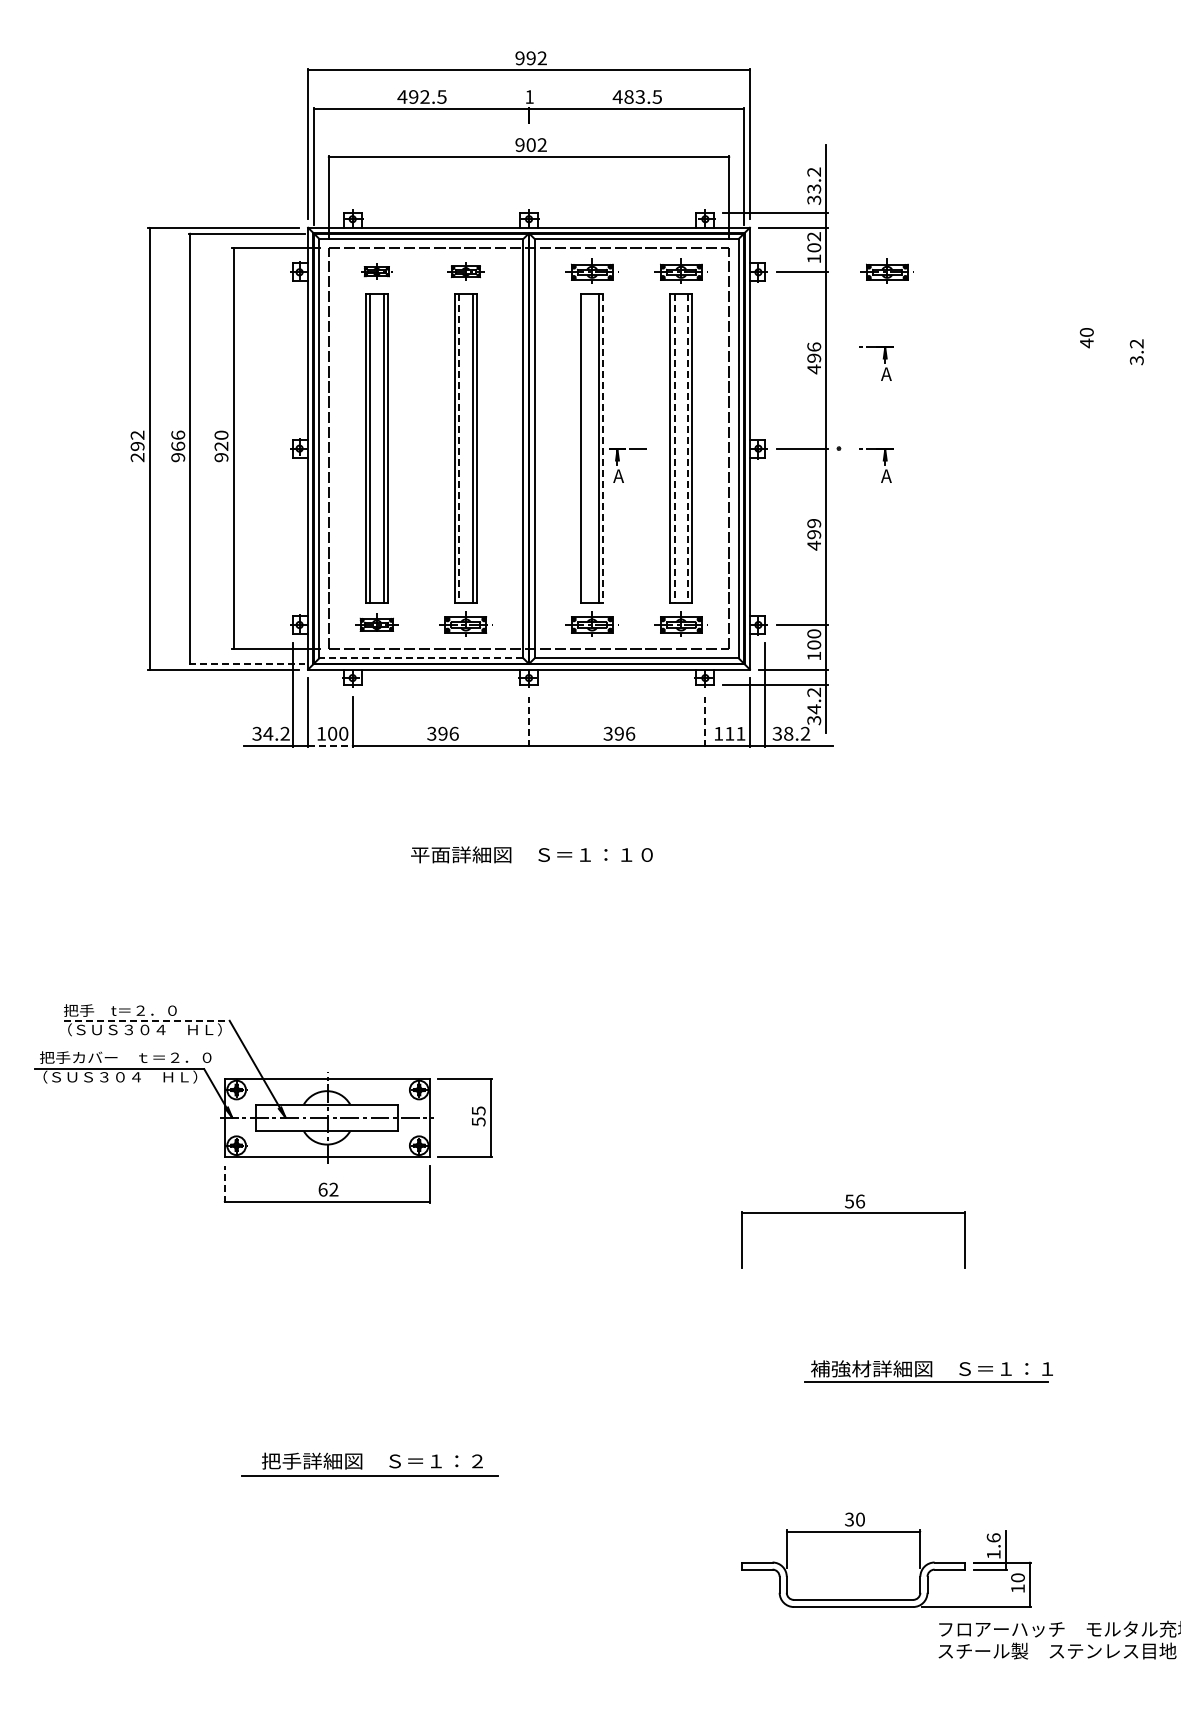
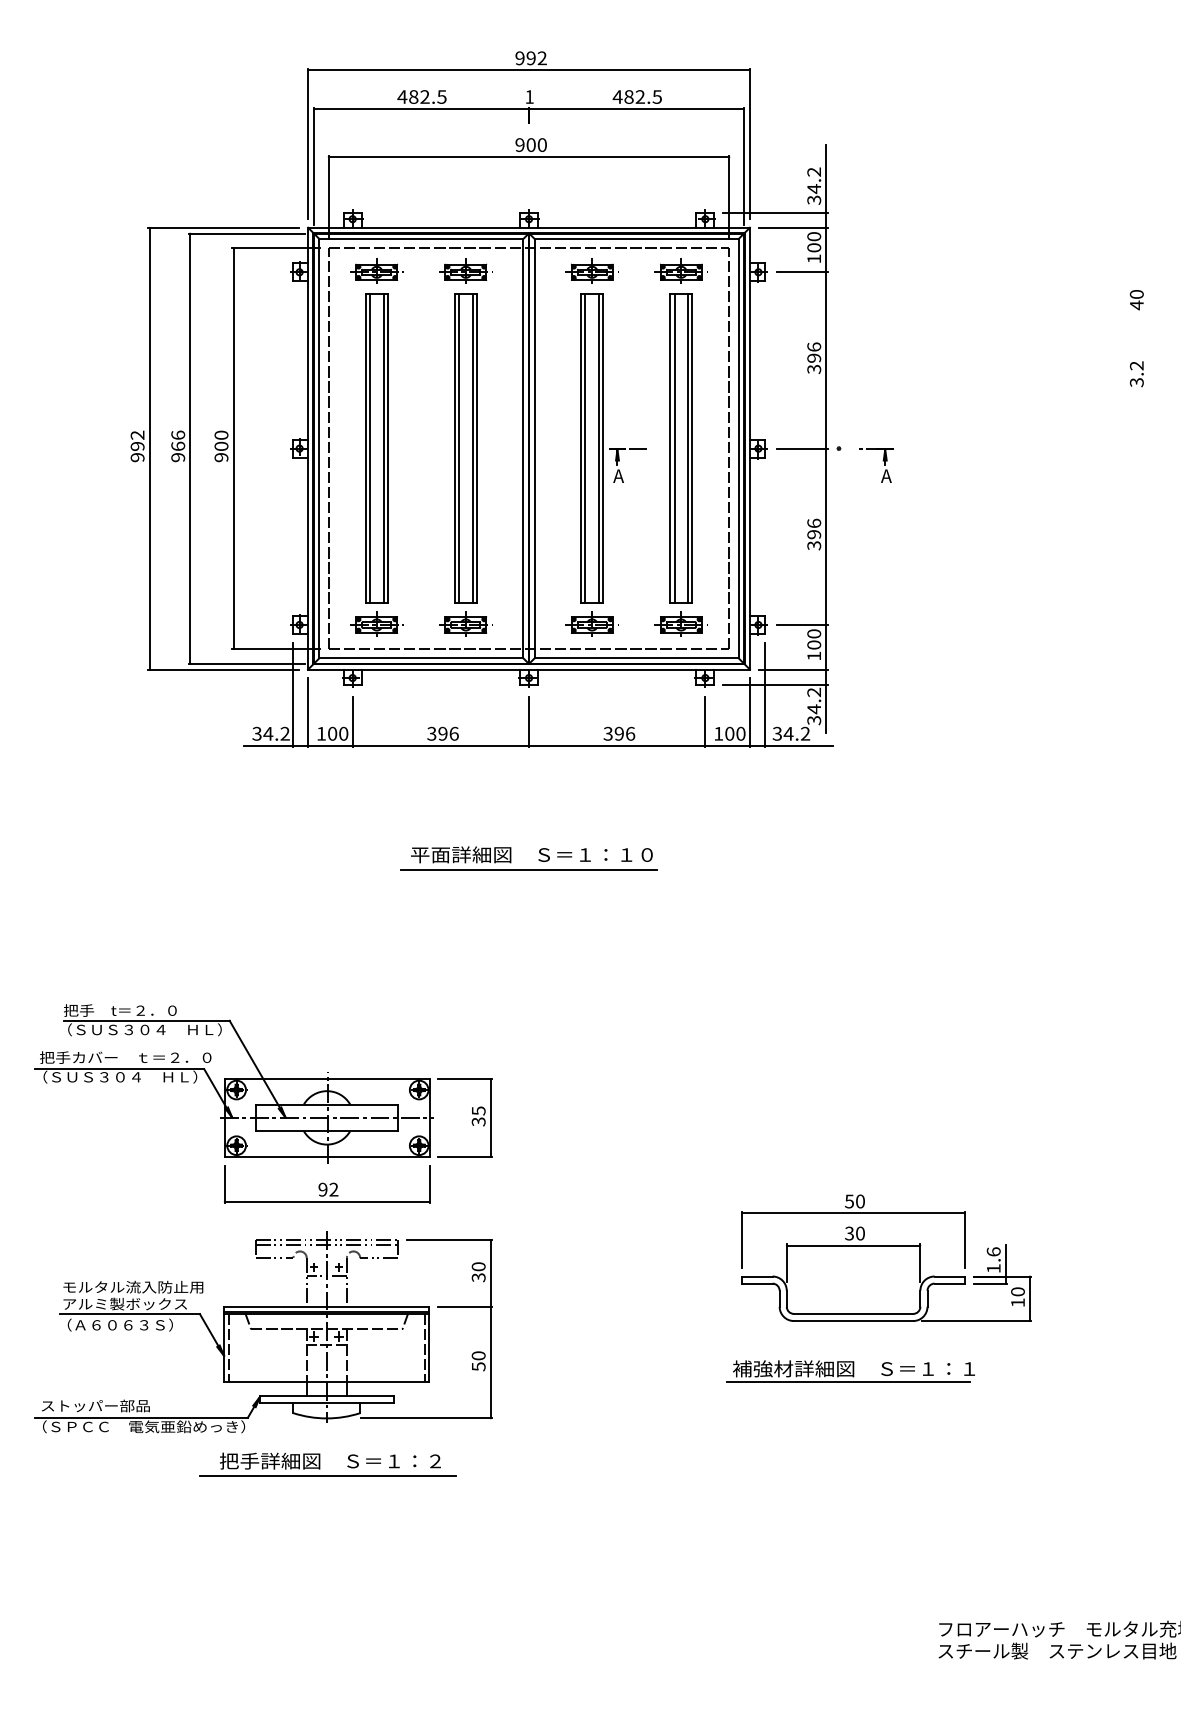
text: 492.5 -> 482.5 (413, 96)
text: 483.5 -> 482.5 (639, 96)
text: 902 -> 900 (541, 145)
text: 33.2 -> 34.2 (814, 189)
text: 102 -> 100 (814, 236)
part: present -> none (886, 270)
part size: 32x17 px -> 54x26 px (376, 270)
part size: 38x19 px -> 54x26 px (465, 270)
text position: (1086, 338) -> (1136, 300) (1136, 300)
text position: (1136, 352) -> (1136, 374) (1136, 374)
part: present -> none (882, 358)
text: 496 -> 396 (814, 369)
text: 920 -> 900 (221, 445)
line: dashed -> solid (459, 448)
line: none -> present (585, 448)
line: dashed -> solid (603, 448)
line: dashed -> solid (674, 448)
line: dashed -> solid (687, 448)
text: 292 -> 992 (137, 457)
text: 499 -> 396 (814, 534)
part size: 44x19 px -> 54x26 px (376, 623)
line: dashed -> solid (420, 658)
line: dashed -> solid (247, 663)
line: dashed -> solid (529, 721)
line: dashed -> solid (705, 721)
text: 111 -> 100 (735, 733)
text: 38.2 -> 34.2 (788, 733)
line: dashed -> solid (330, 745)
line: none -> present (529, 869)
line: dashed -> solid (147, 1020)
text: 55 -> 35 (477, 1121)
line: dashed -> solid (224, 1184)
text: 62 -> 92 (322, 1189)
text: 56 -> 50 (860, 1201)
part: none -> present (263, 1332)
part position: (928, 1371) -> (850, 1371) (850, 1371)
part position: (362, 1464) -> (320, 1464) (320, 1464)
part position: (886, 1559) -> (886, 1273) (886, 1273)
